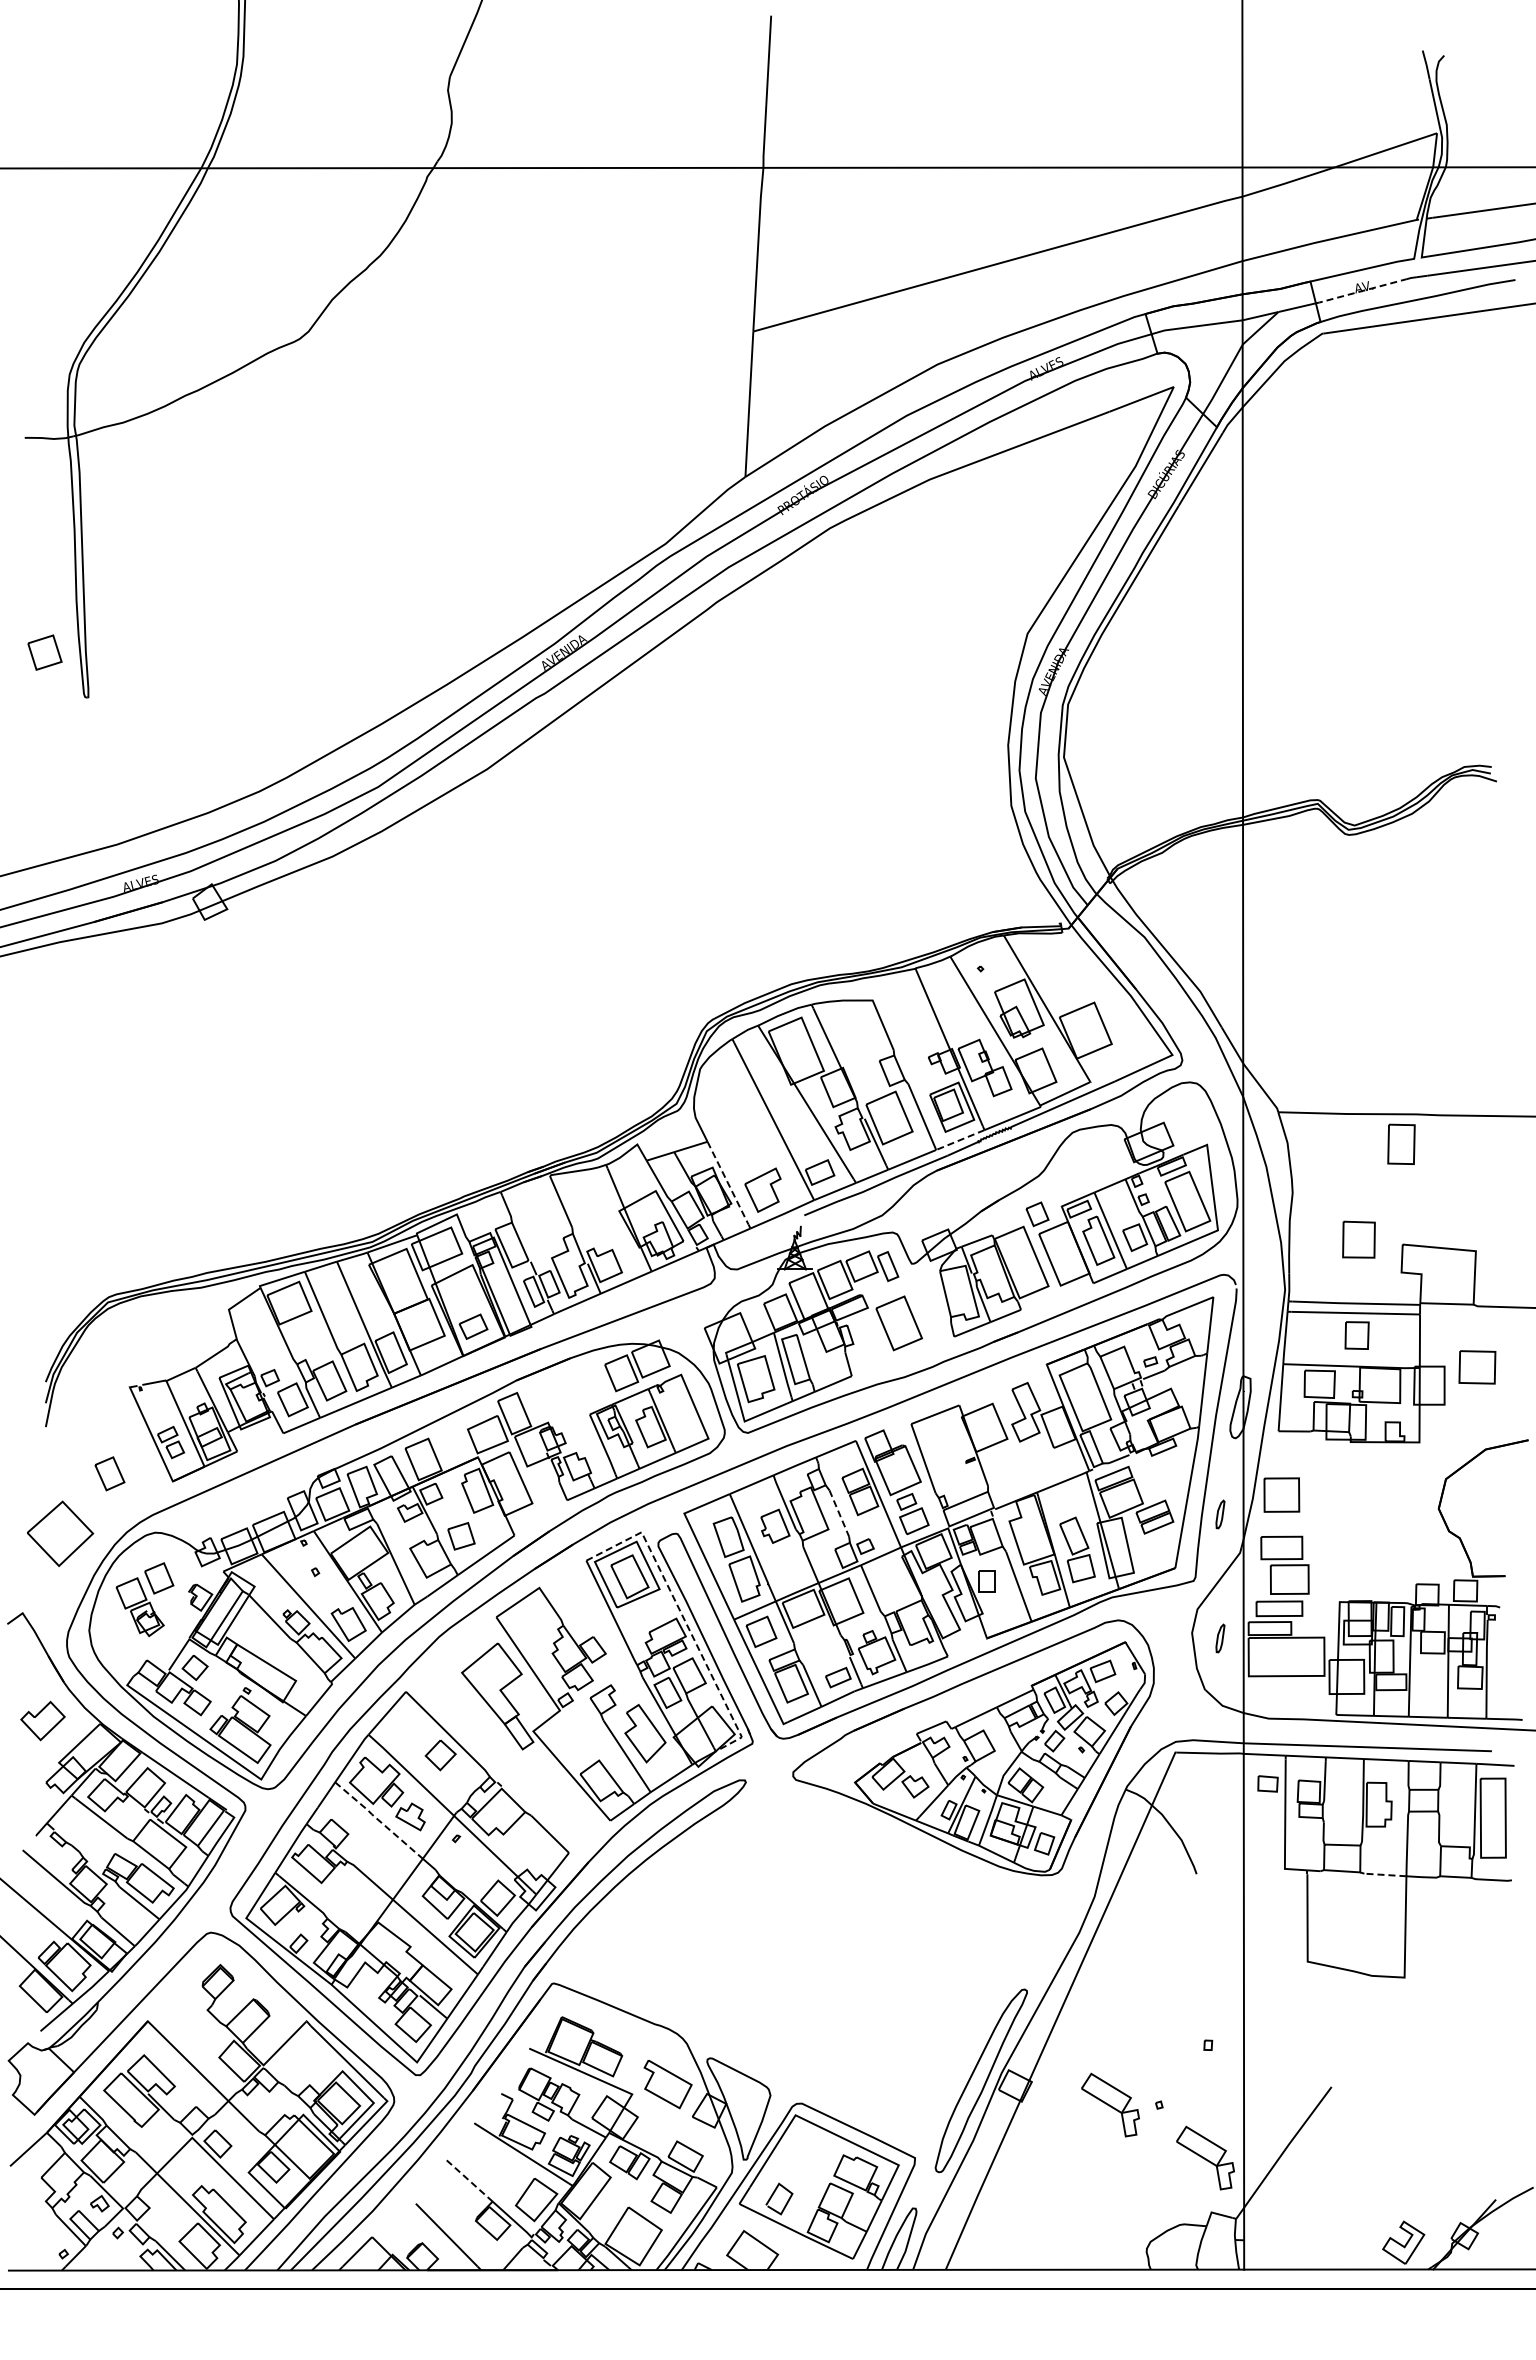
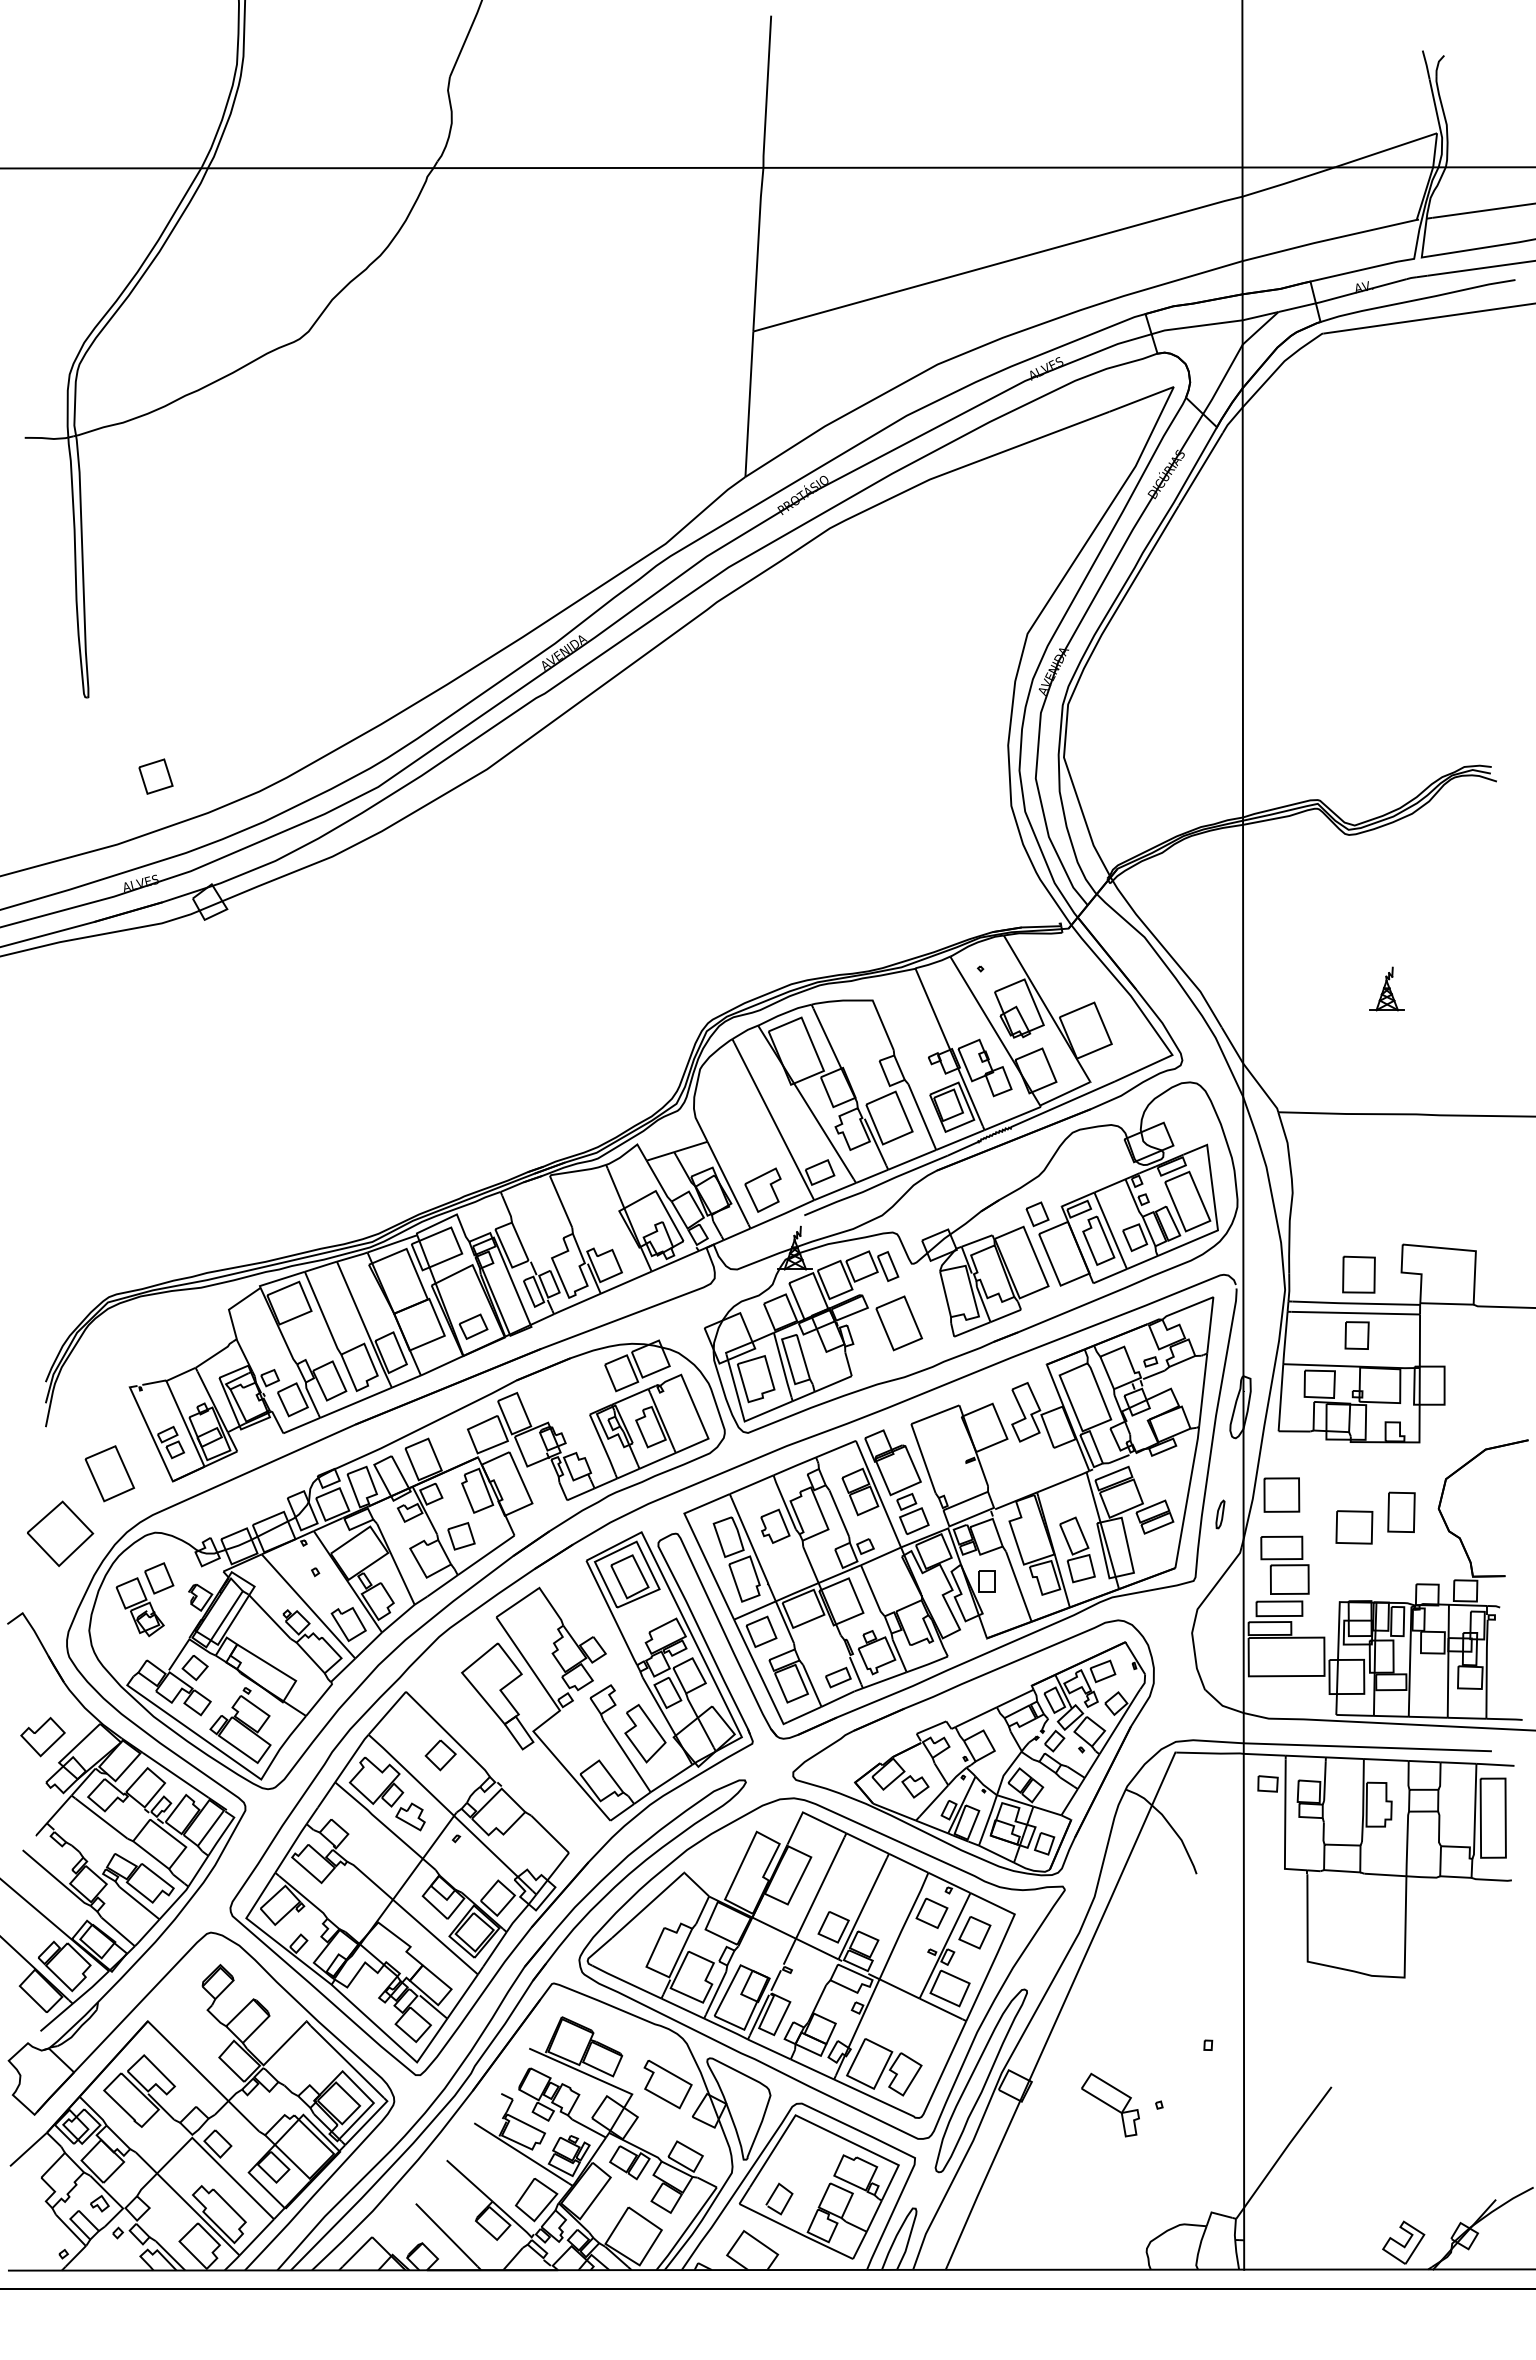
line: dashed -> solid (1360, 291)
part position: (44, 652) -> (155, 776) (155, 776)
part: none -> present (1386, 988)
line: dashed -> solid (959, 1140)
part position: (1401, 1143) -> (1401, 1511) (1401, 1511)
line: dashed -> solid (728, 1183)
part position: (1358, 1239) -> (1358, 1274) (1358, 1274)
part position: (1477, 1367) -> (1354, 1527) (1354, 1527)
part size: 32x36 px -> 52x58 px (109, 1473)
line: dashed -> solid (839, 1514)
line: dashed -> solid (684, 1620)
part: present -> none (1220, 1638)
part position: (42, 1721) -> (42, 1737) (42, 1737)
line: dashed -> solid (378, 1820)
line: dashed -> solid (1384, 1874)
part: none -> present (821, 1968)
part: present -> none (1205, 2157)
line: dashed -> solid (469, 2180)
